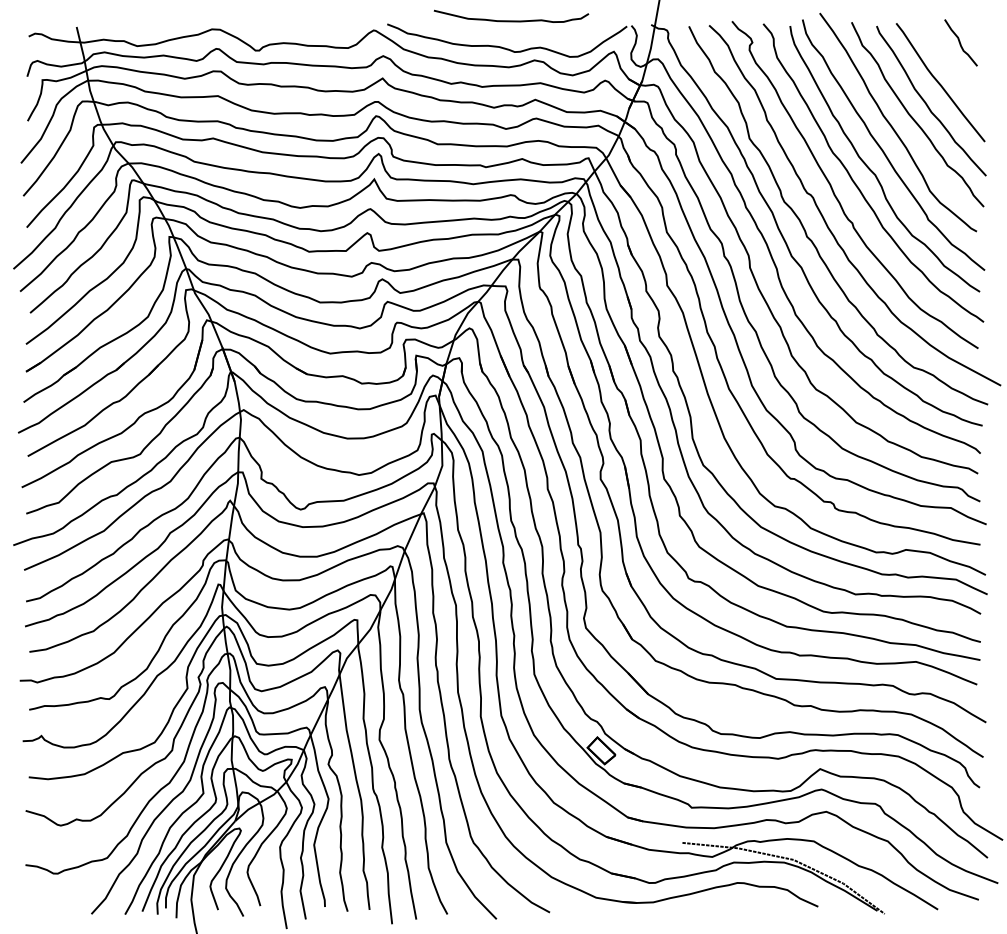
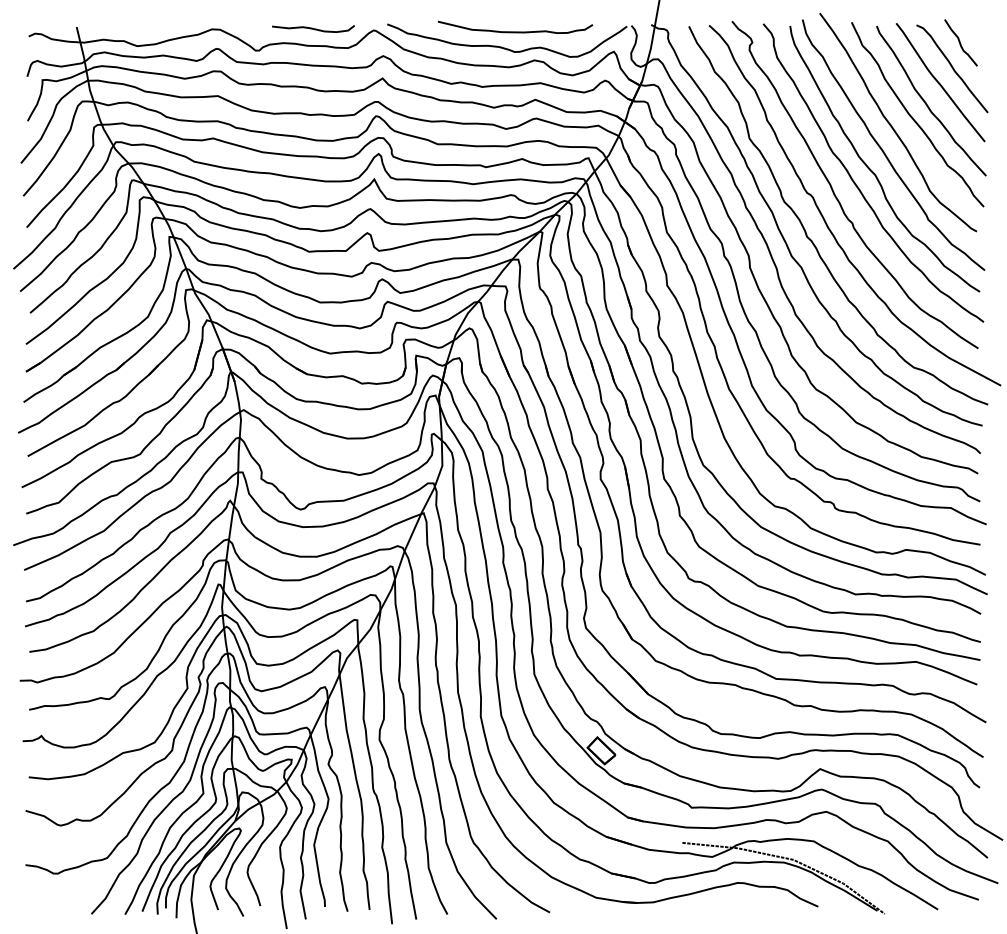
curve position: (511, 20) -> (515, 31) (515, 31)
curve: none -> present (313, 28)
curve: none -> present (952, 68)
